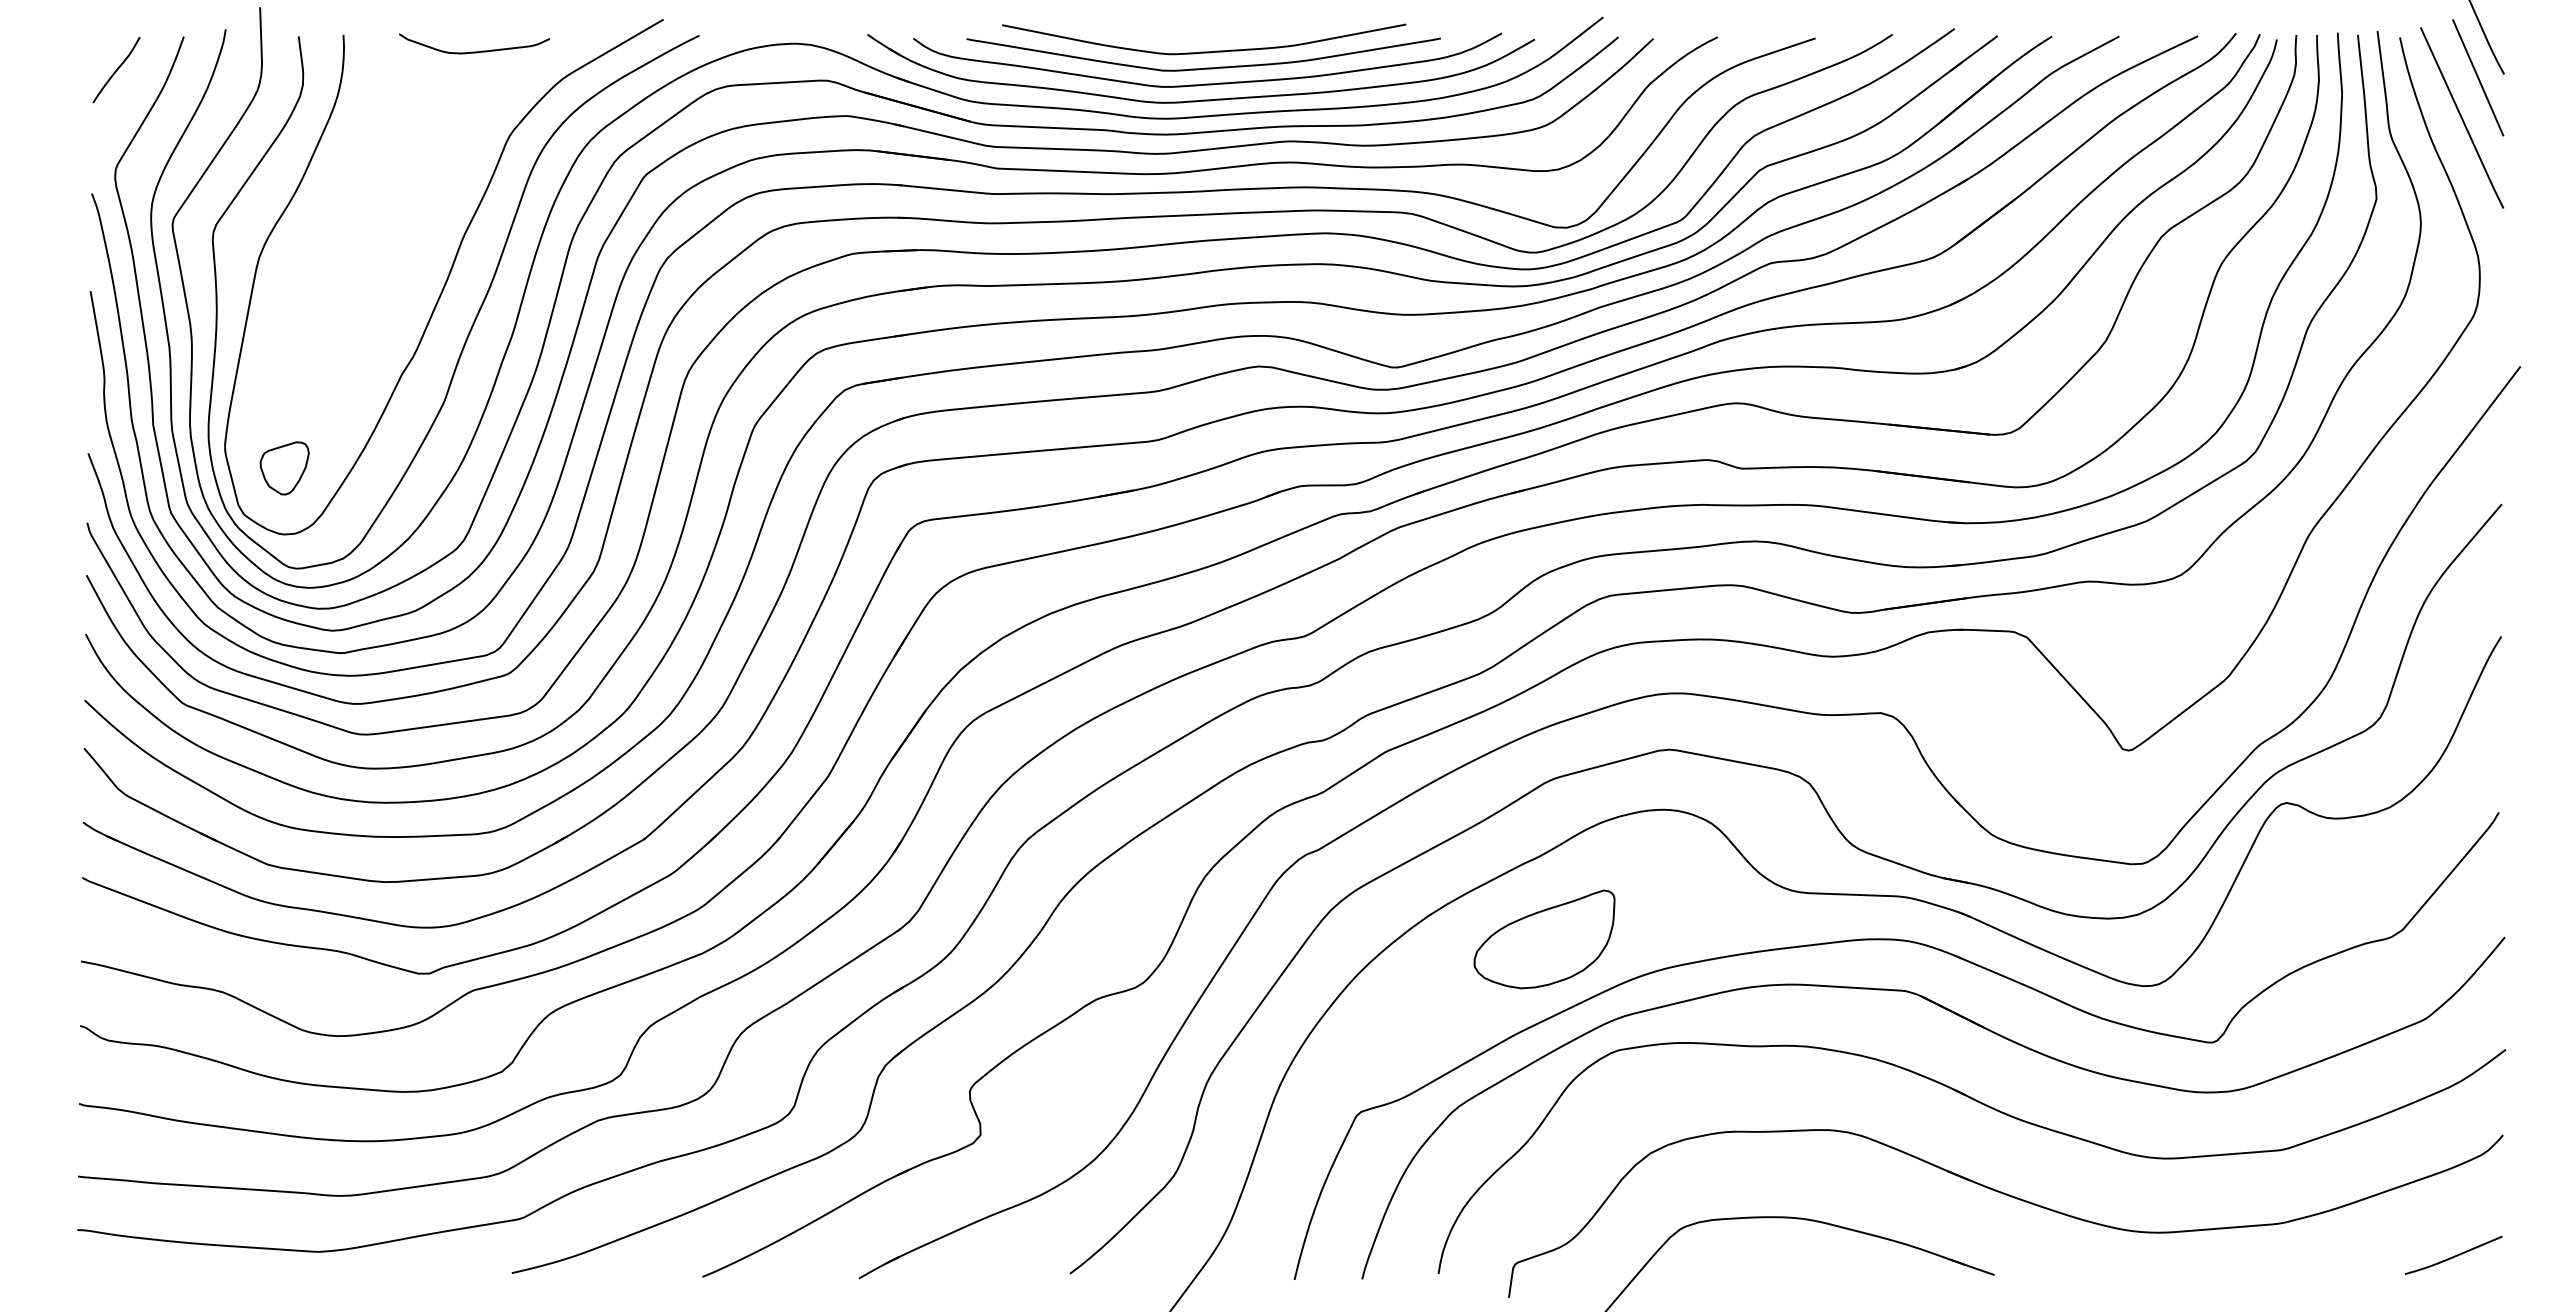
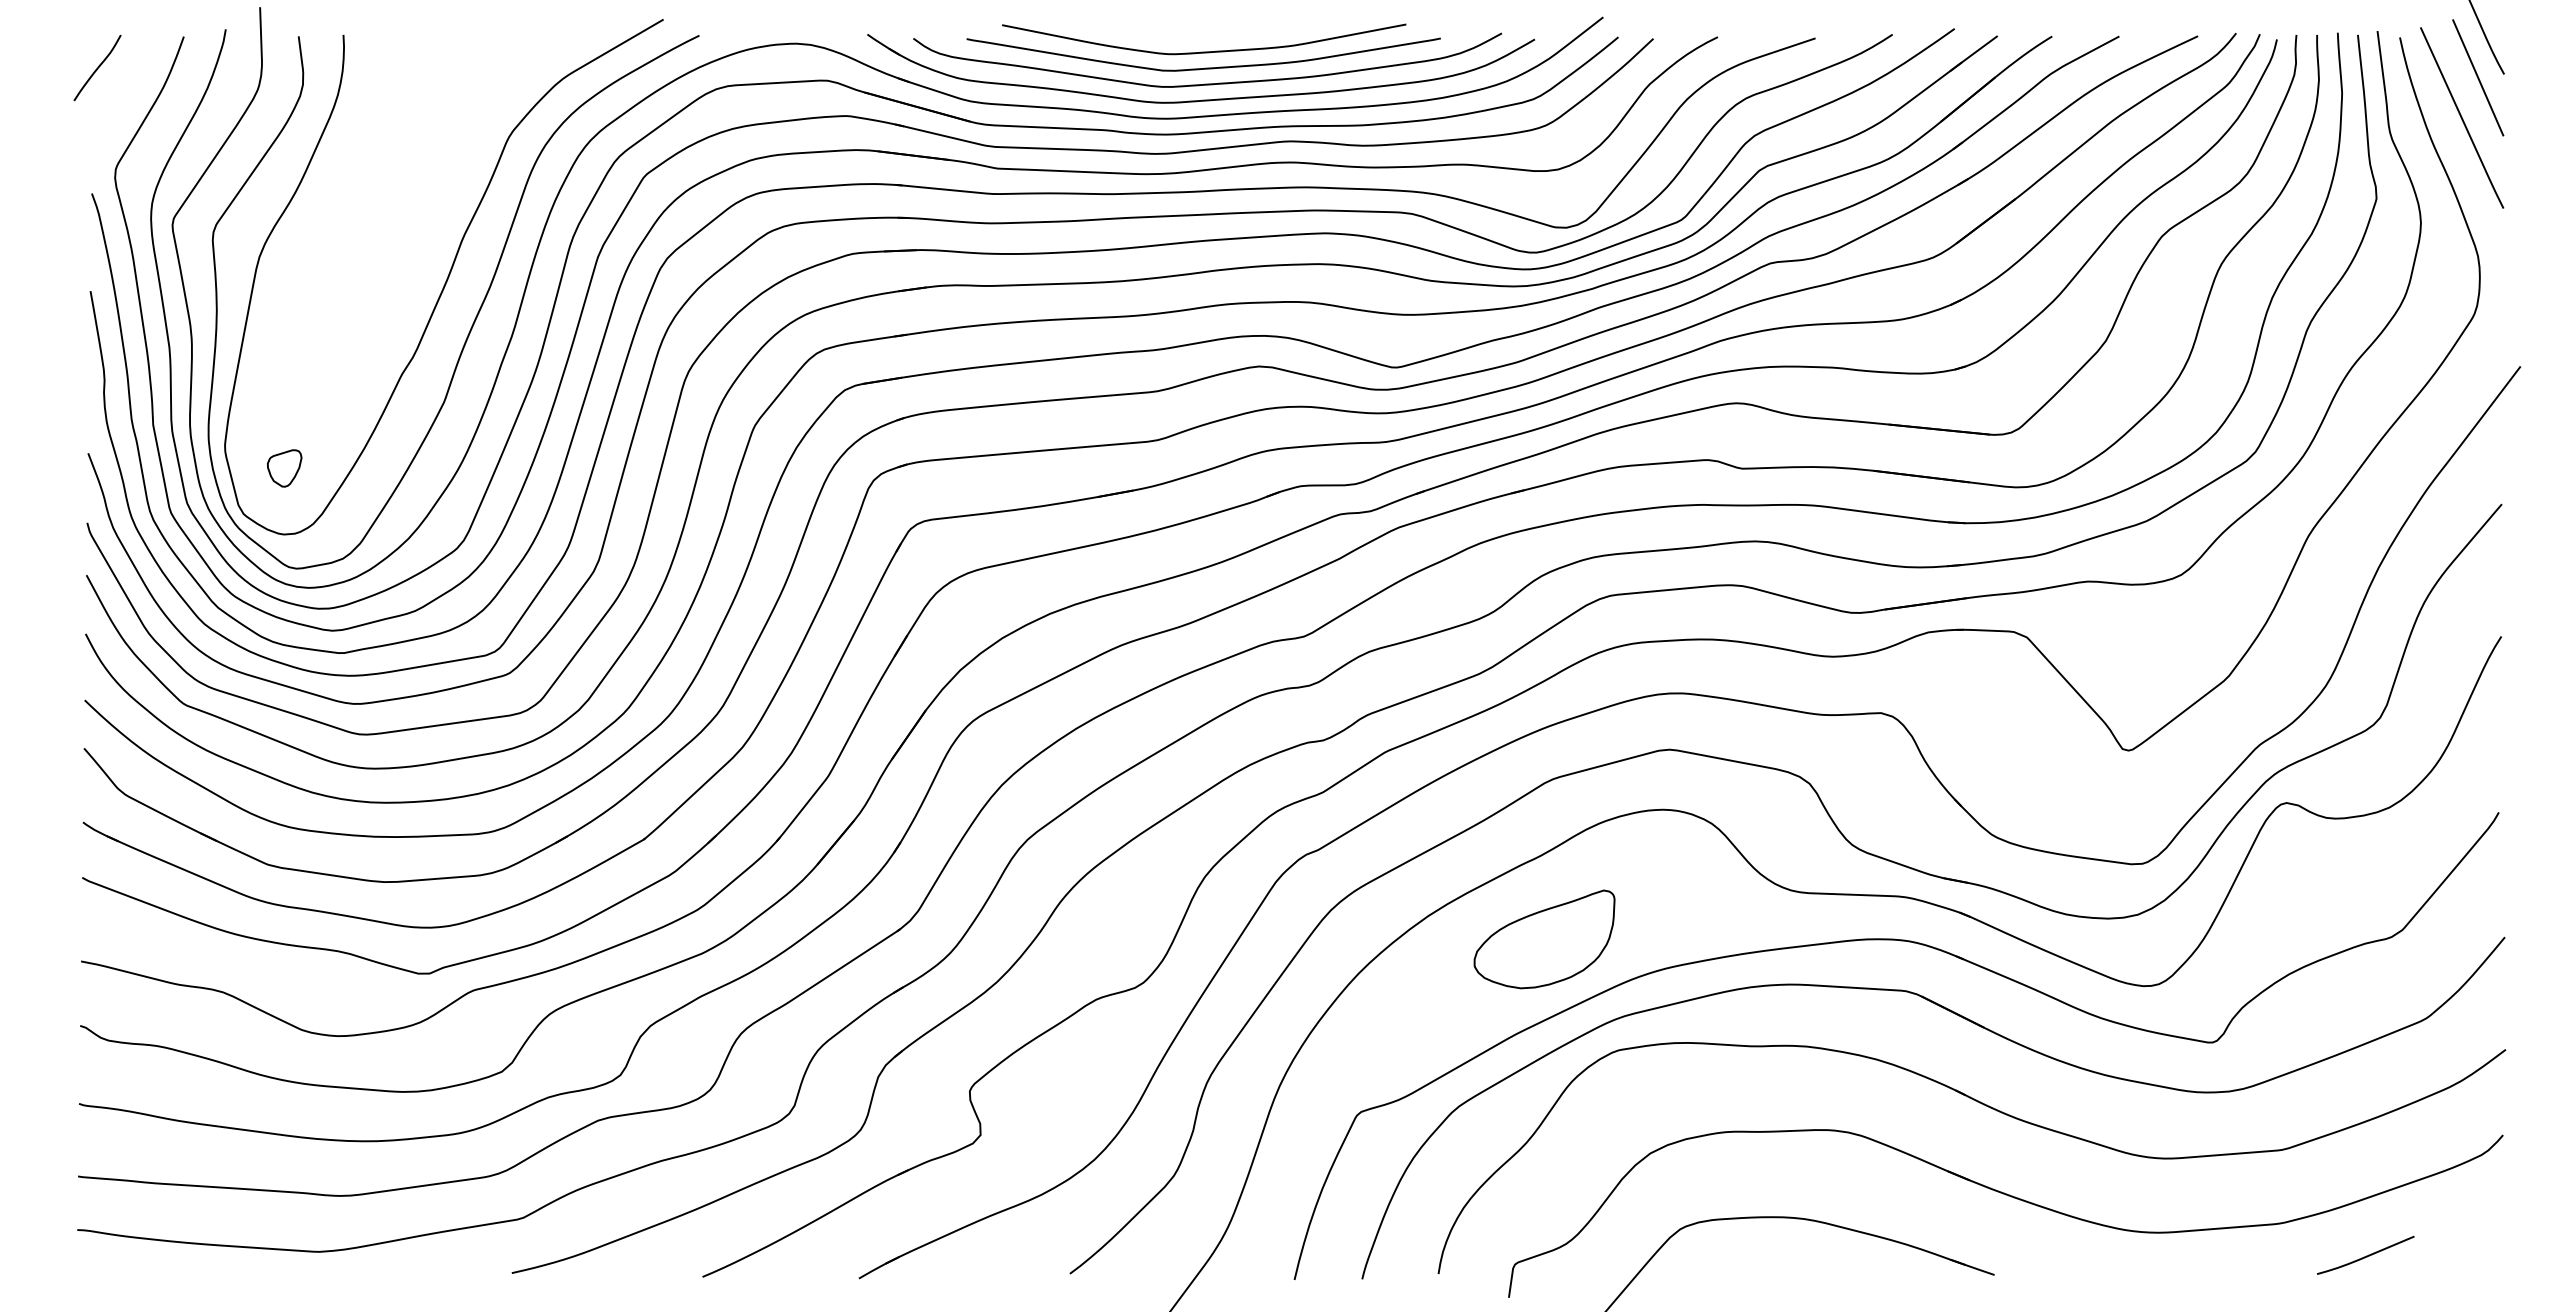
curve: present -> none (474, 51)
curve position: (116, 69) -> (97, 67) (97, 67)
part size: 51x55 px -> 36x39 px (284, 468)
curve position: (2454, 1255) -> (2366, 1255) (2366, 1255)
